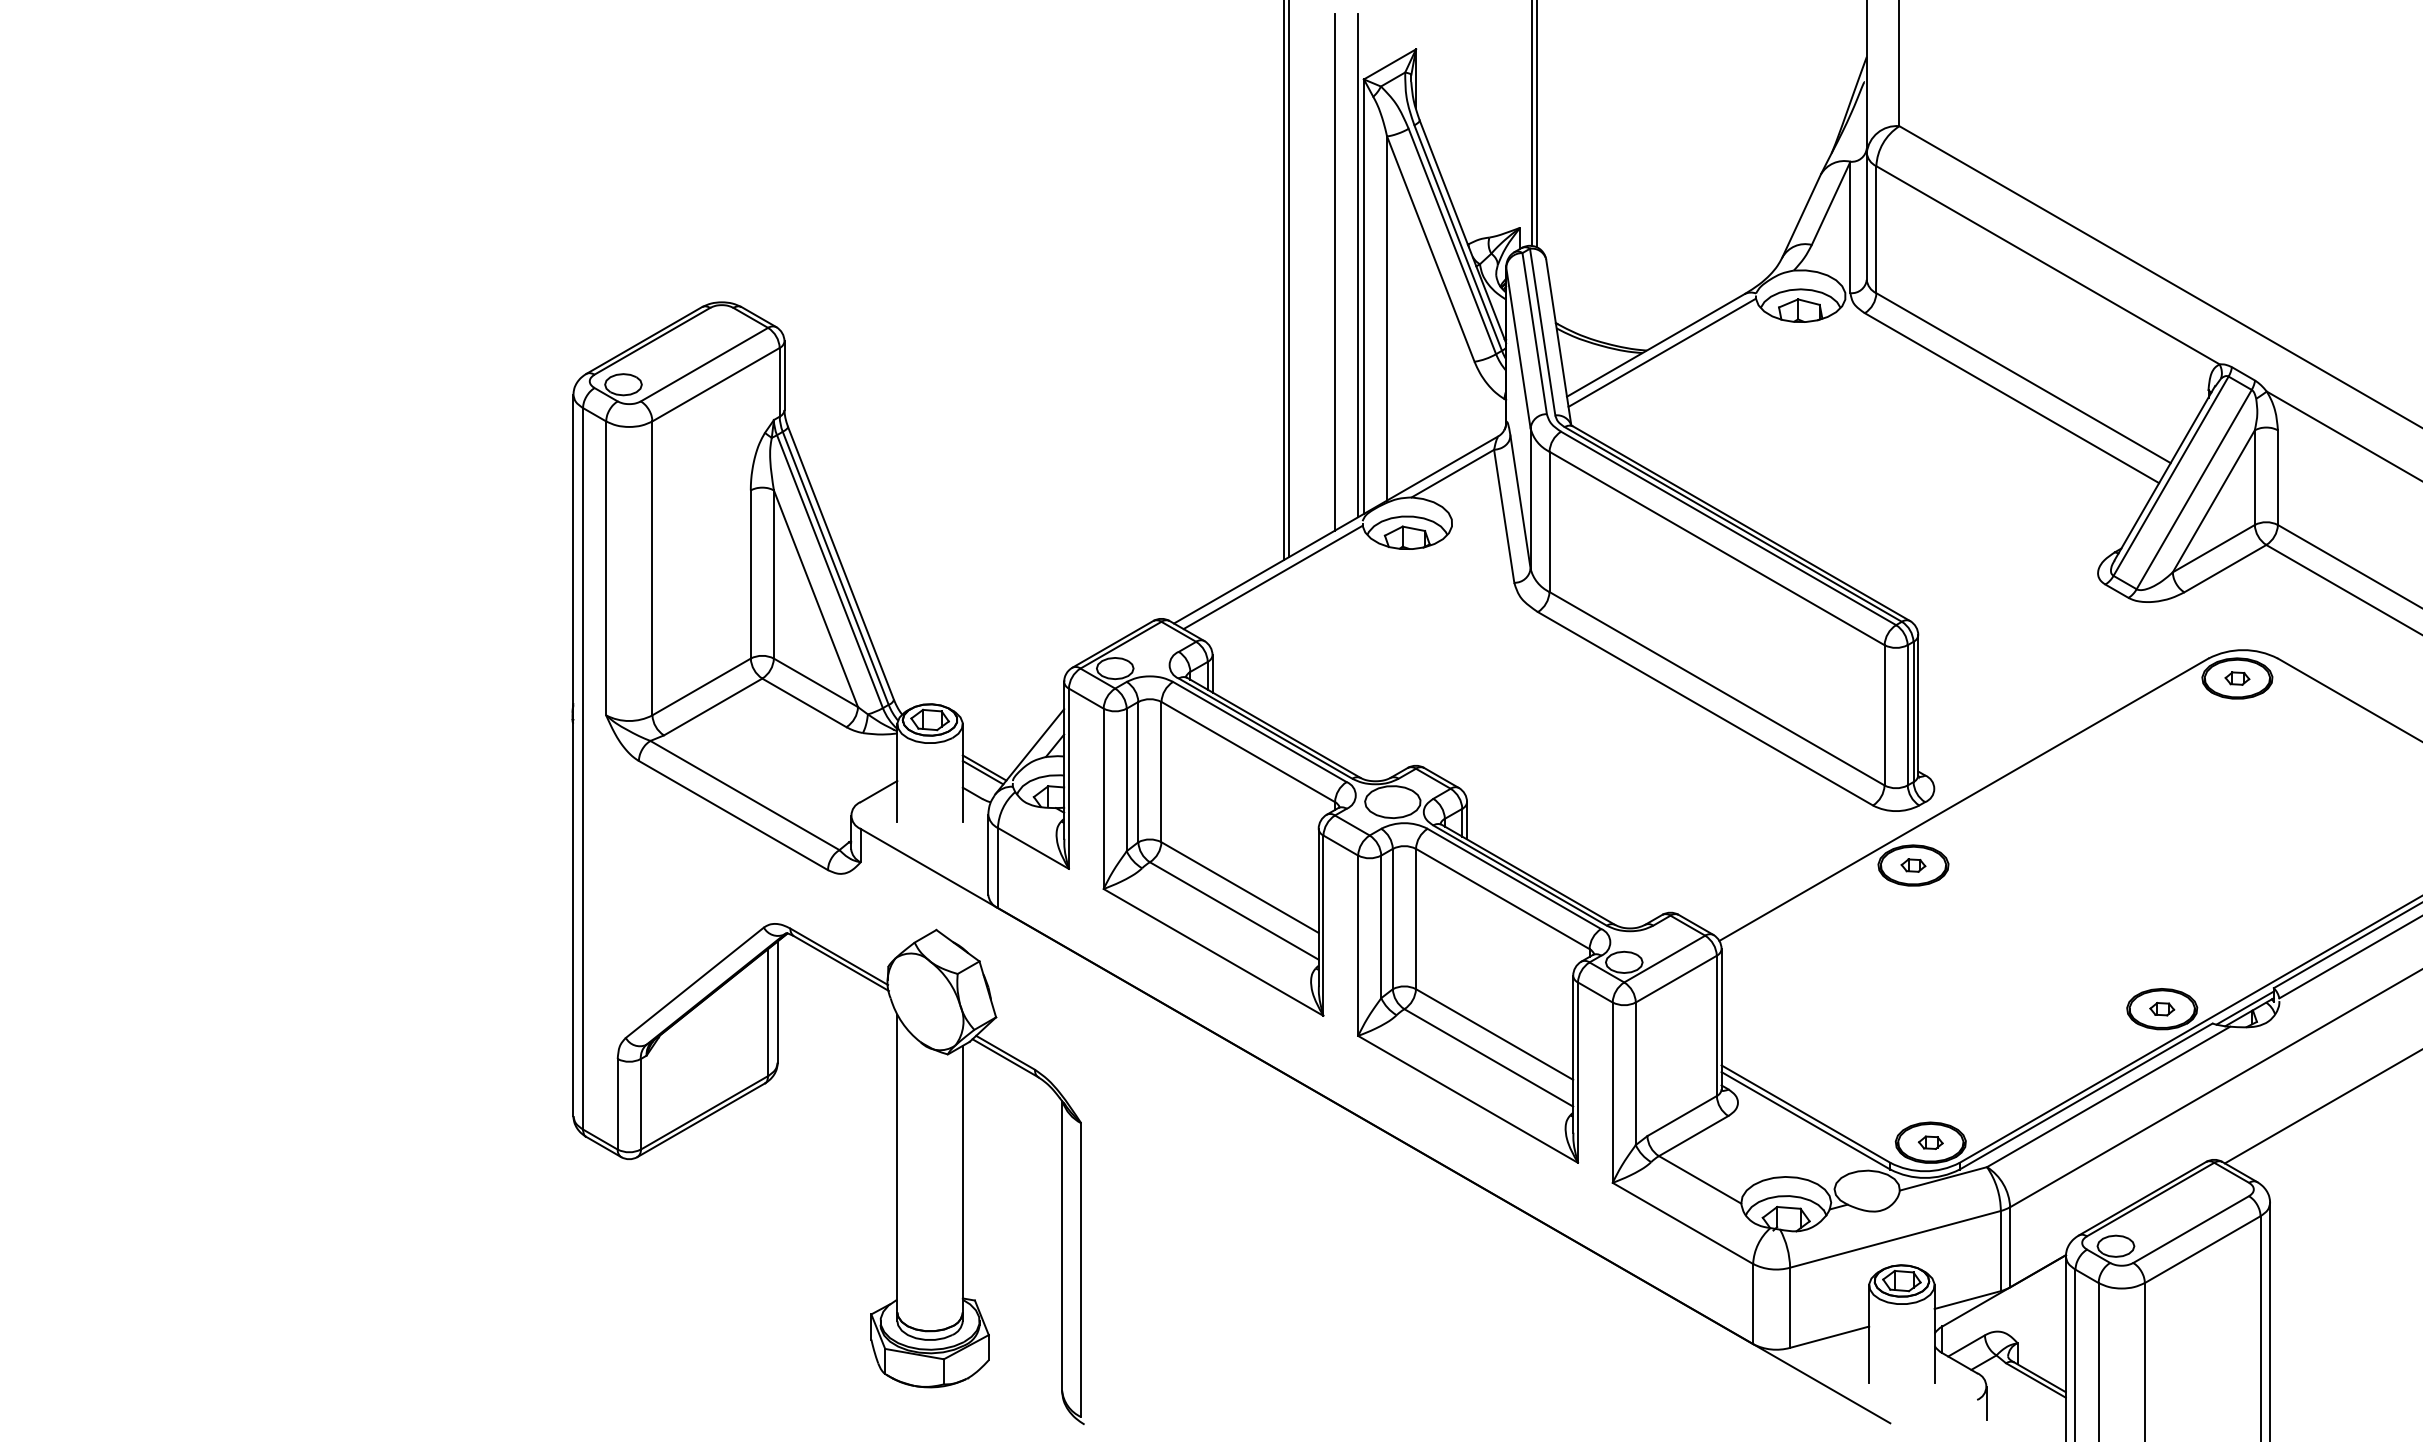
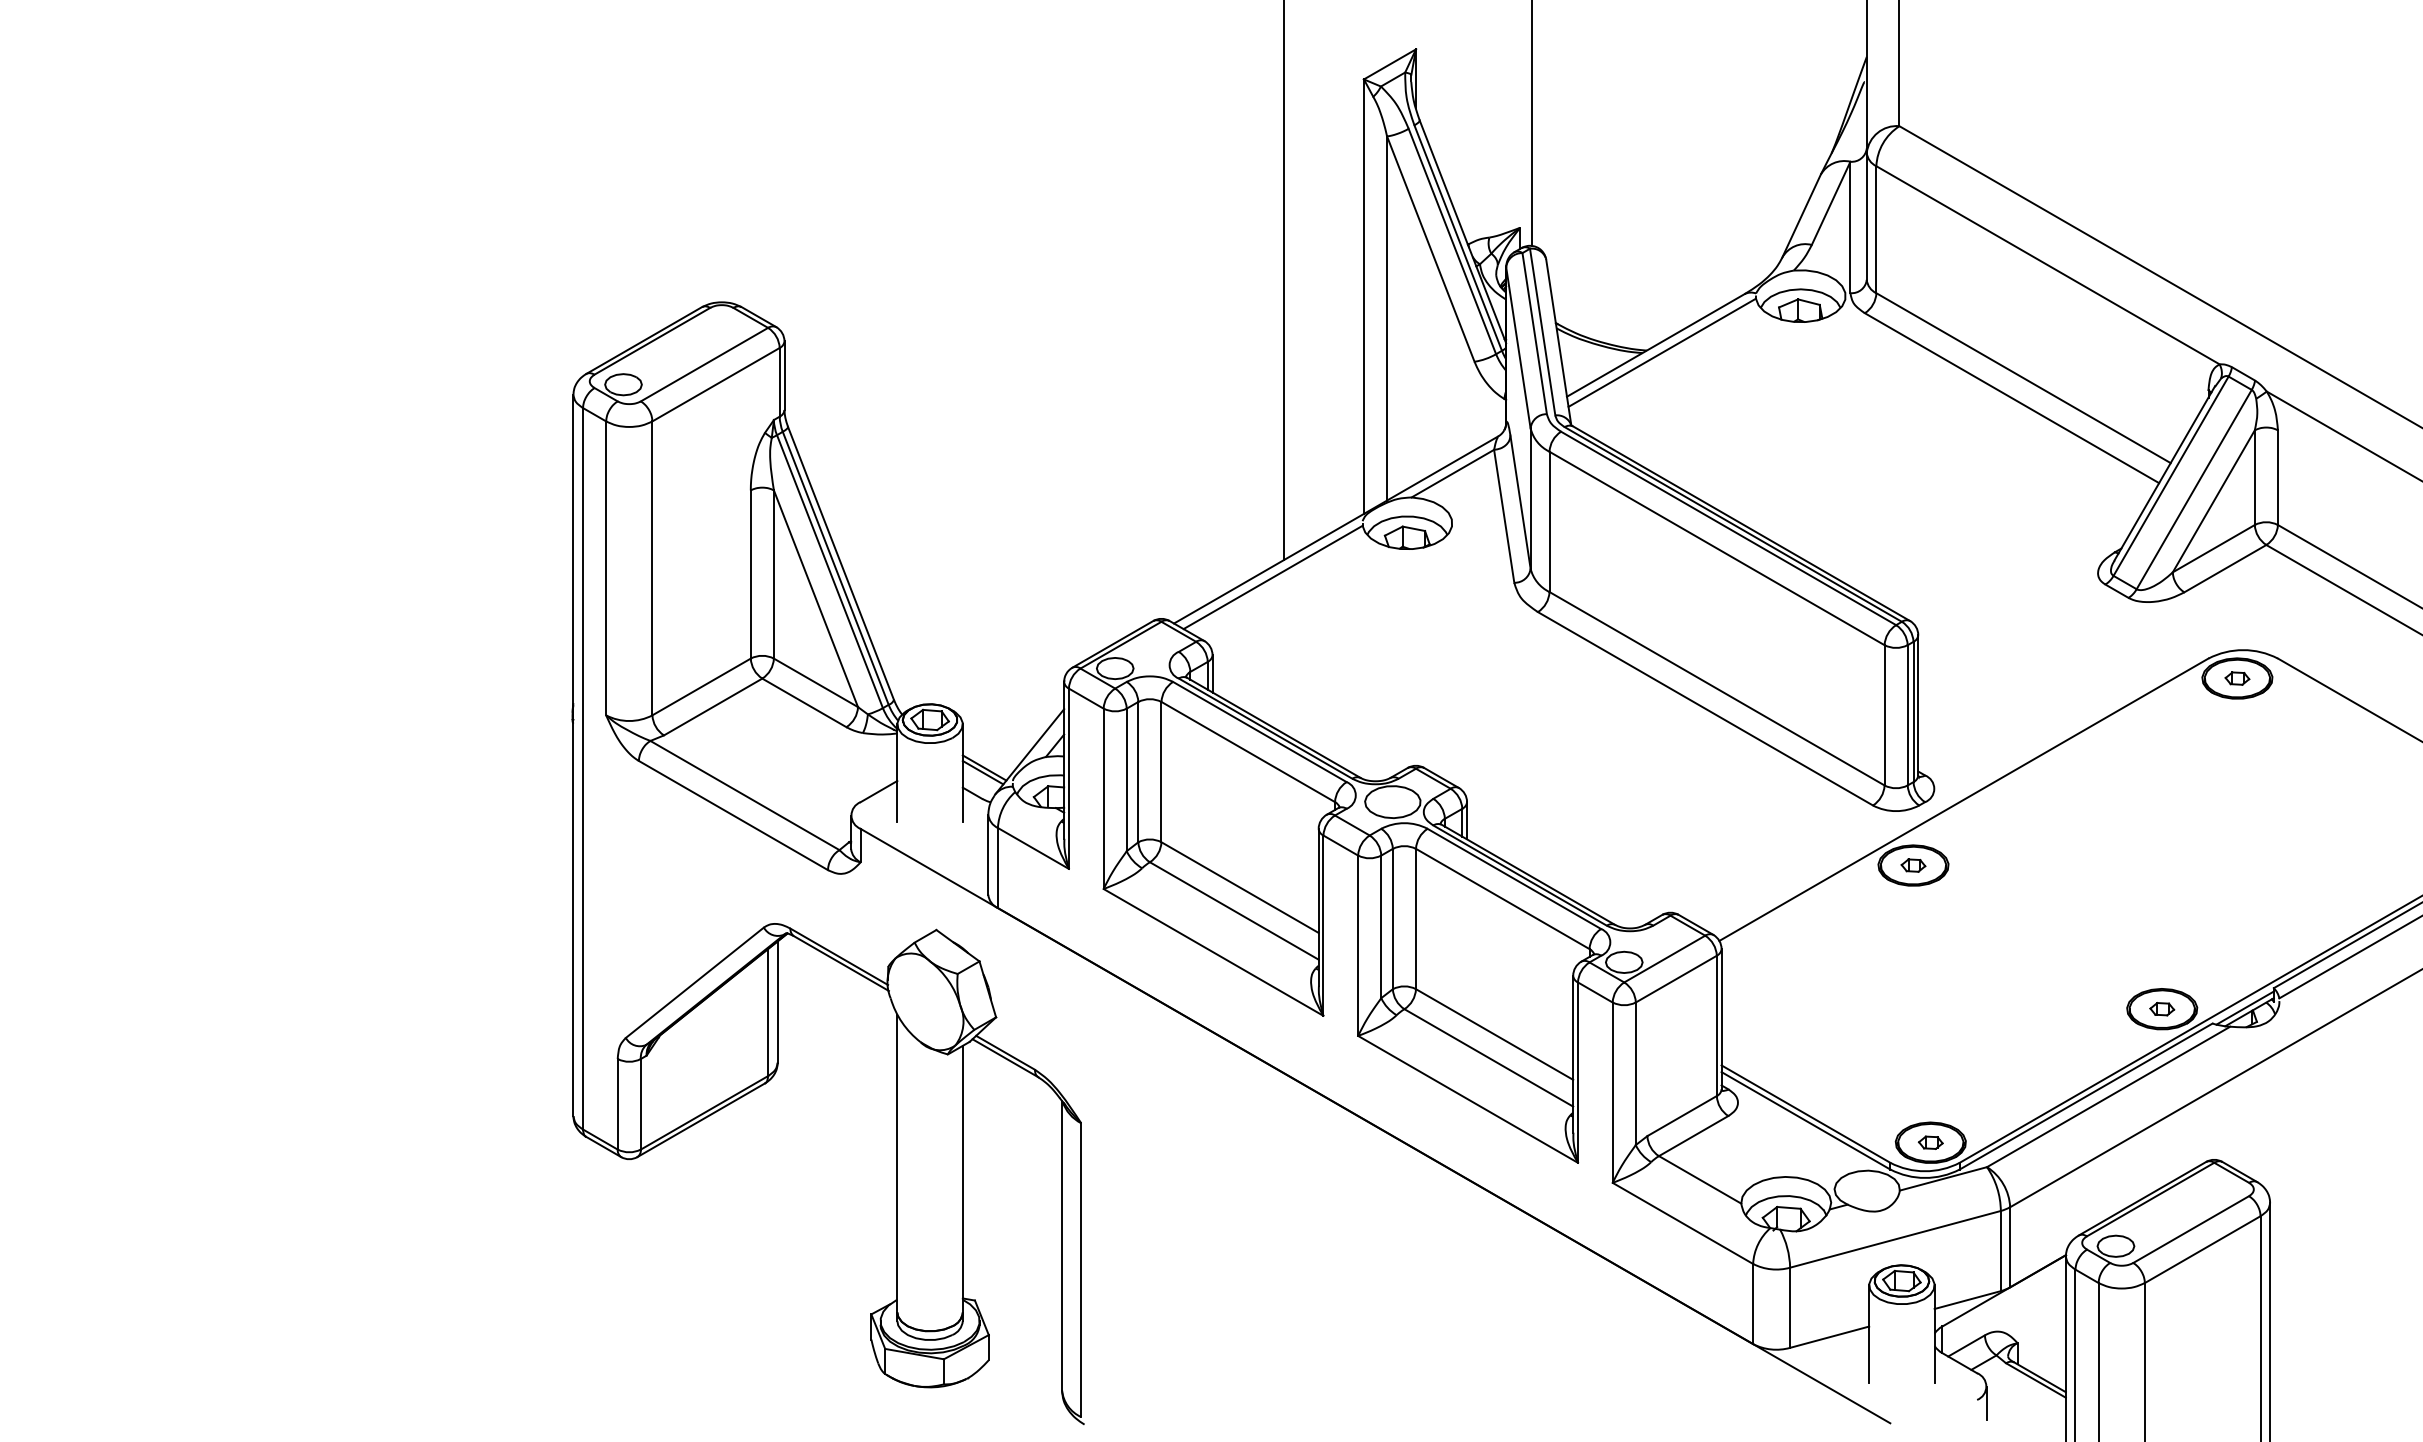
line: present -> none (1536, 124)
line: present -> none (1358, 265)
line: present -> none (1335, 272)
line: present -> none (1288, 279)
line: present -> none (2321, 1107)
